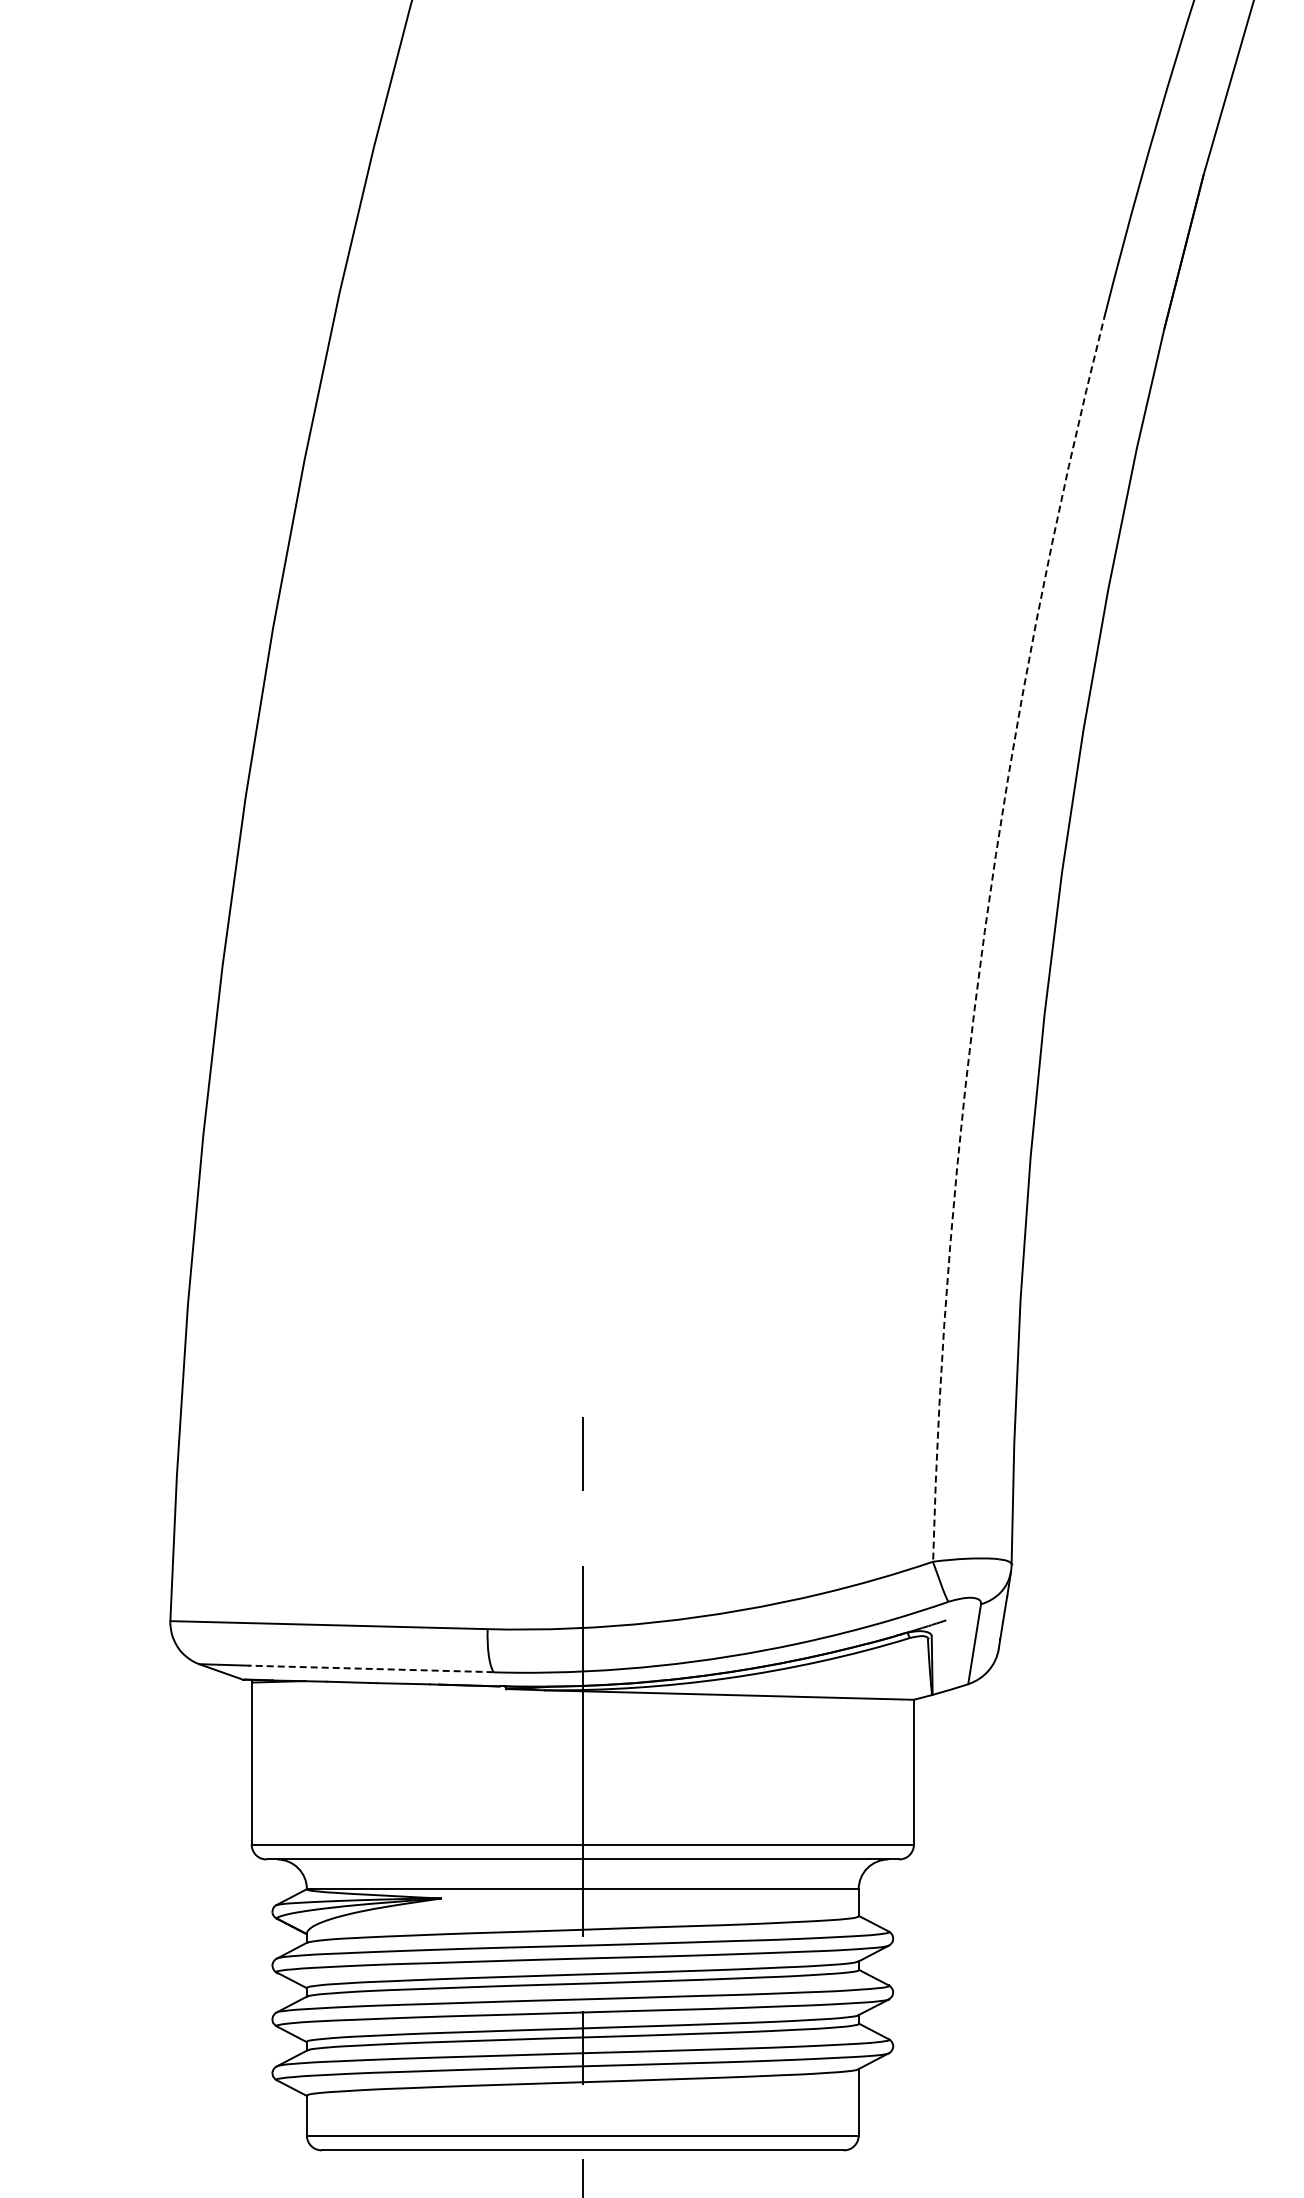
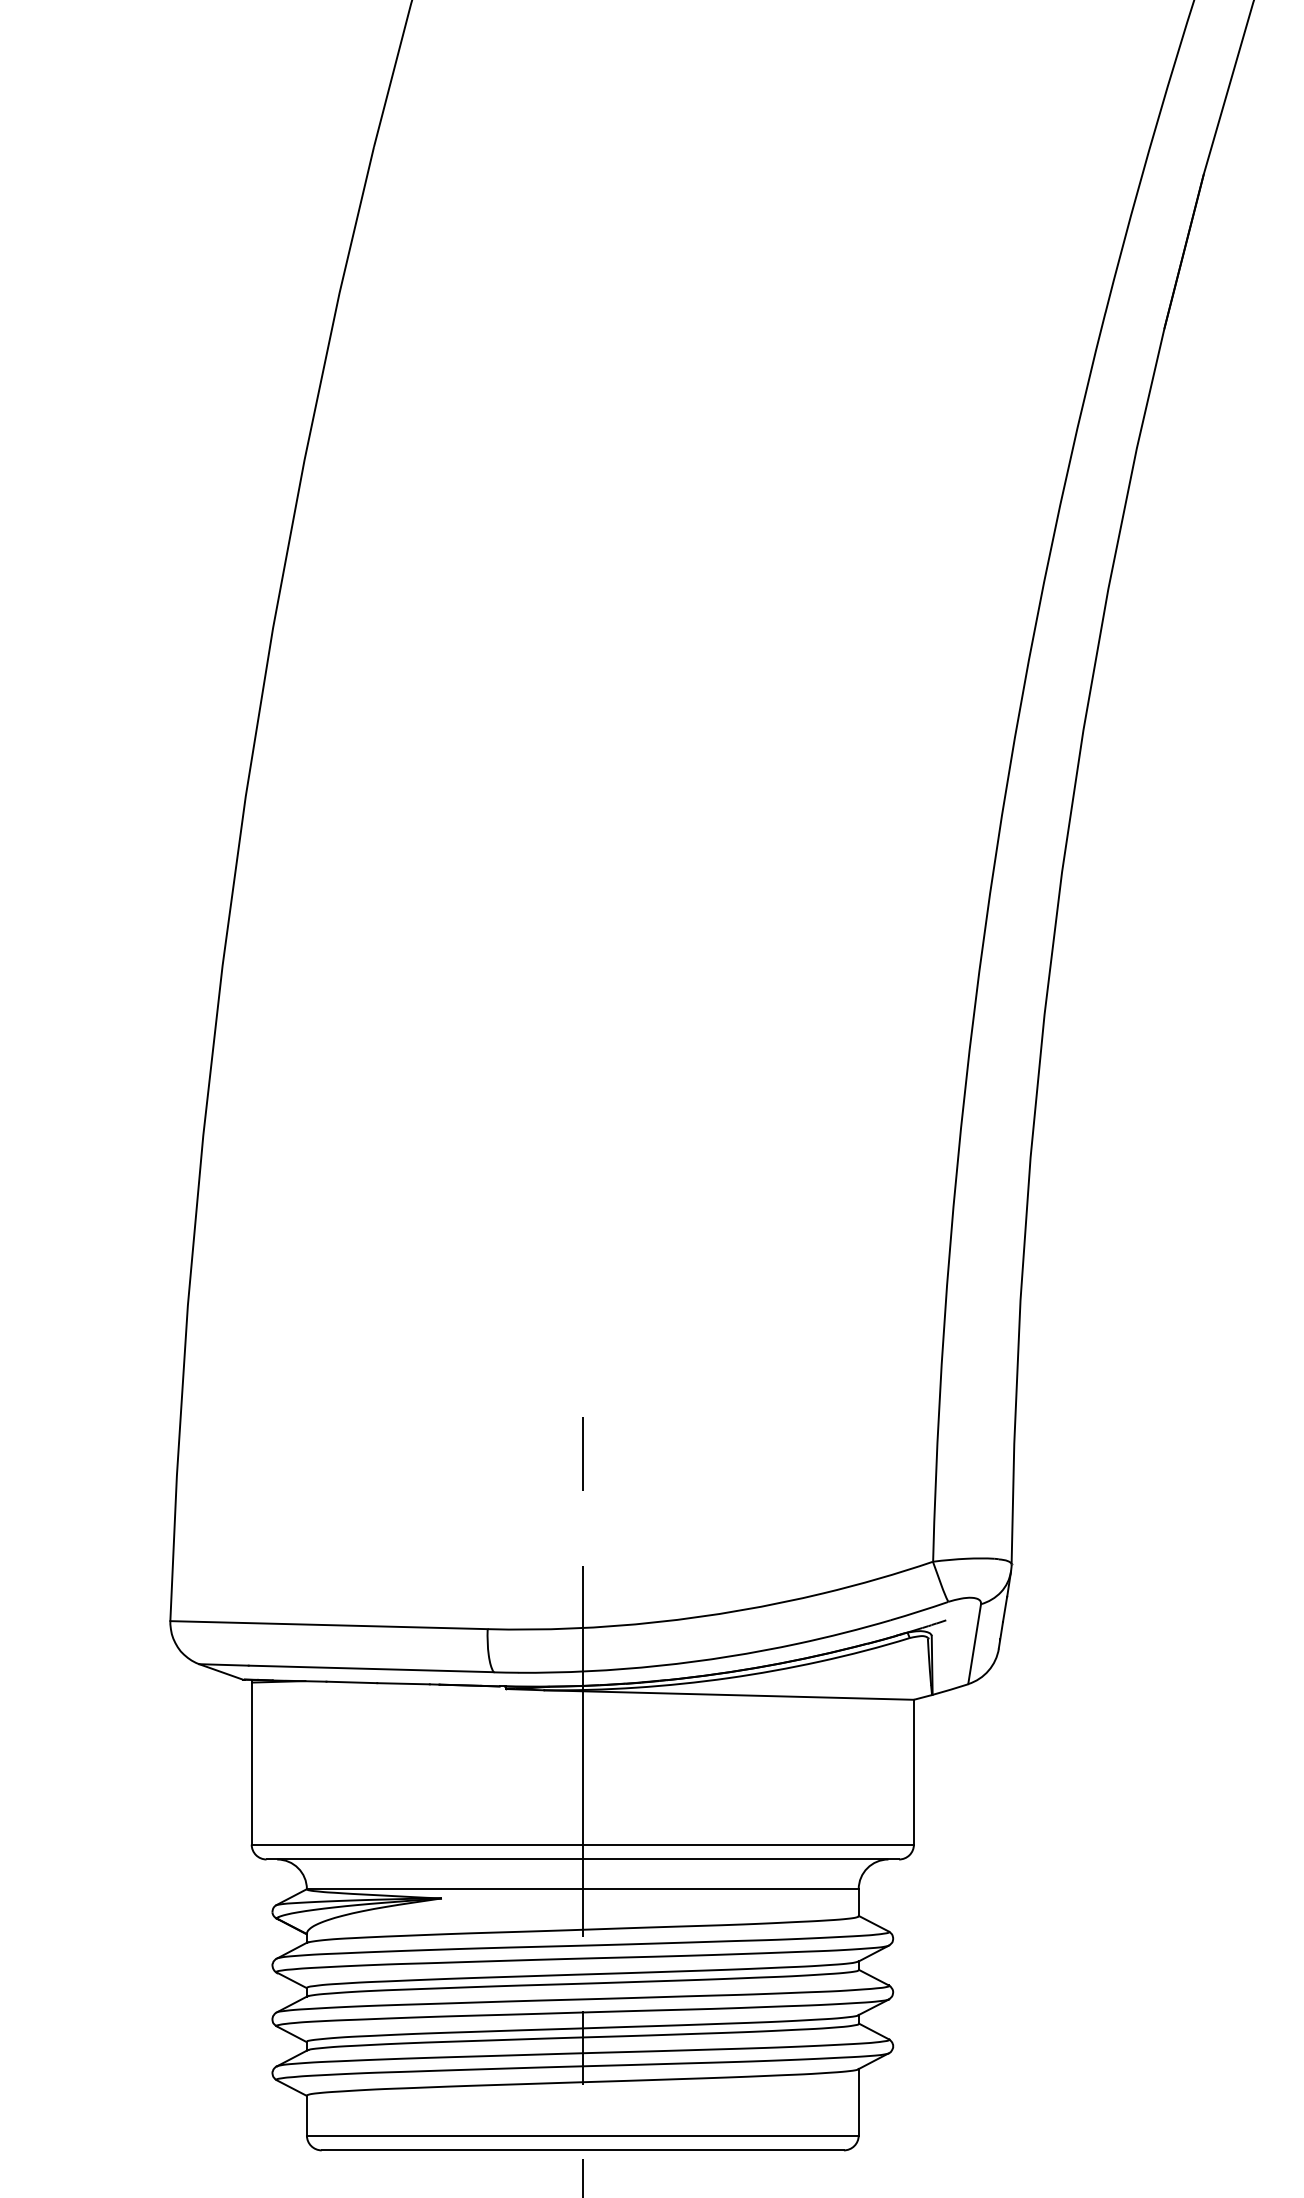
arc: dashed -> solid (984, 932)
line: dashed -> solid (370, 1668)
